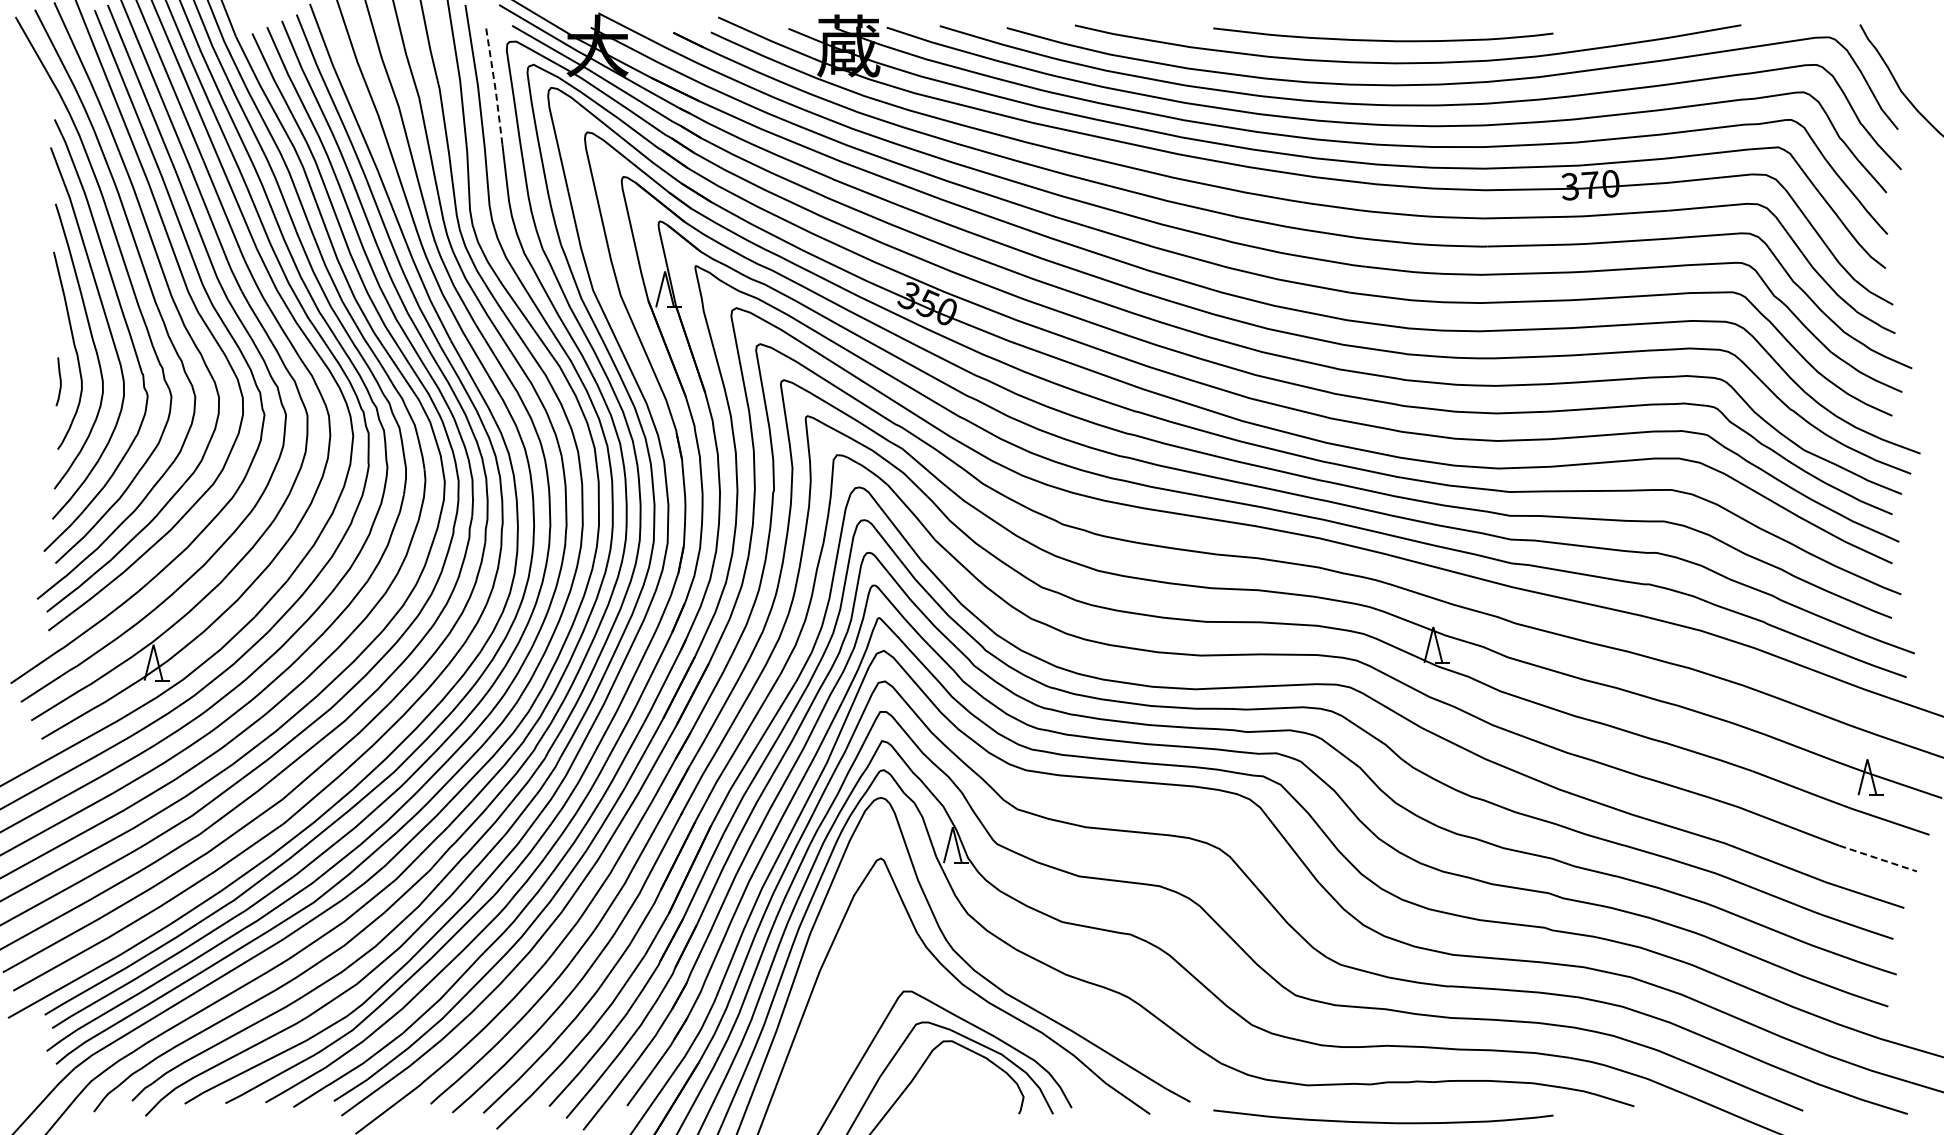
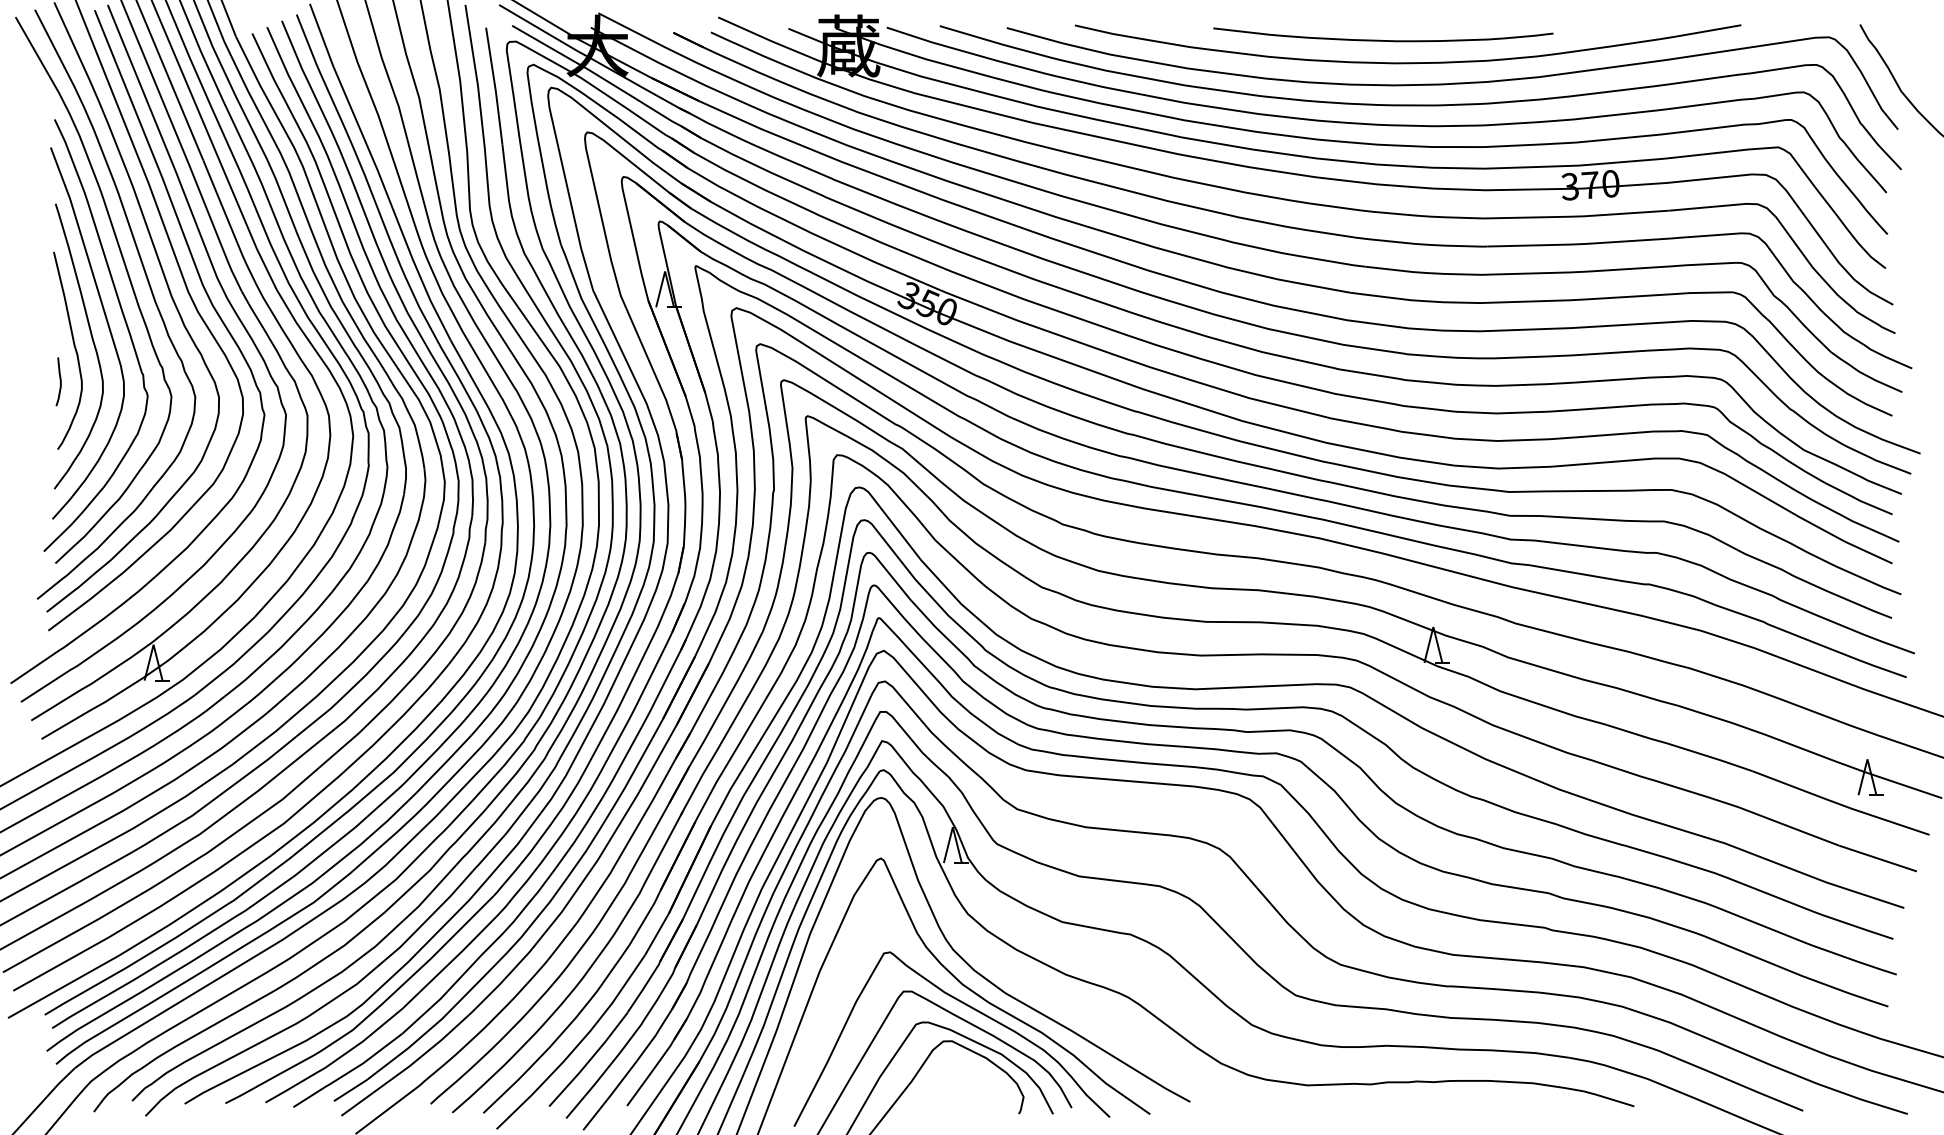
line: dashed -> solid (495, 86)
line: dashed -> solid (1878, 858)
curve: none -> present (967, 1006)
curve: present -> none (1381, 1121)
